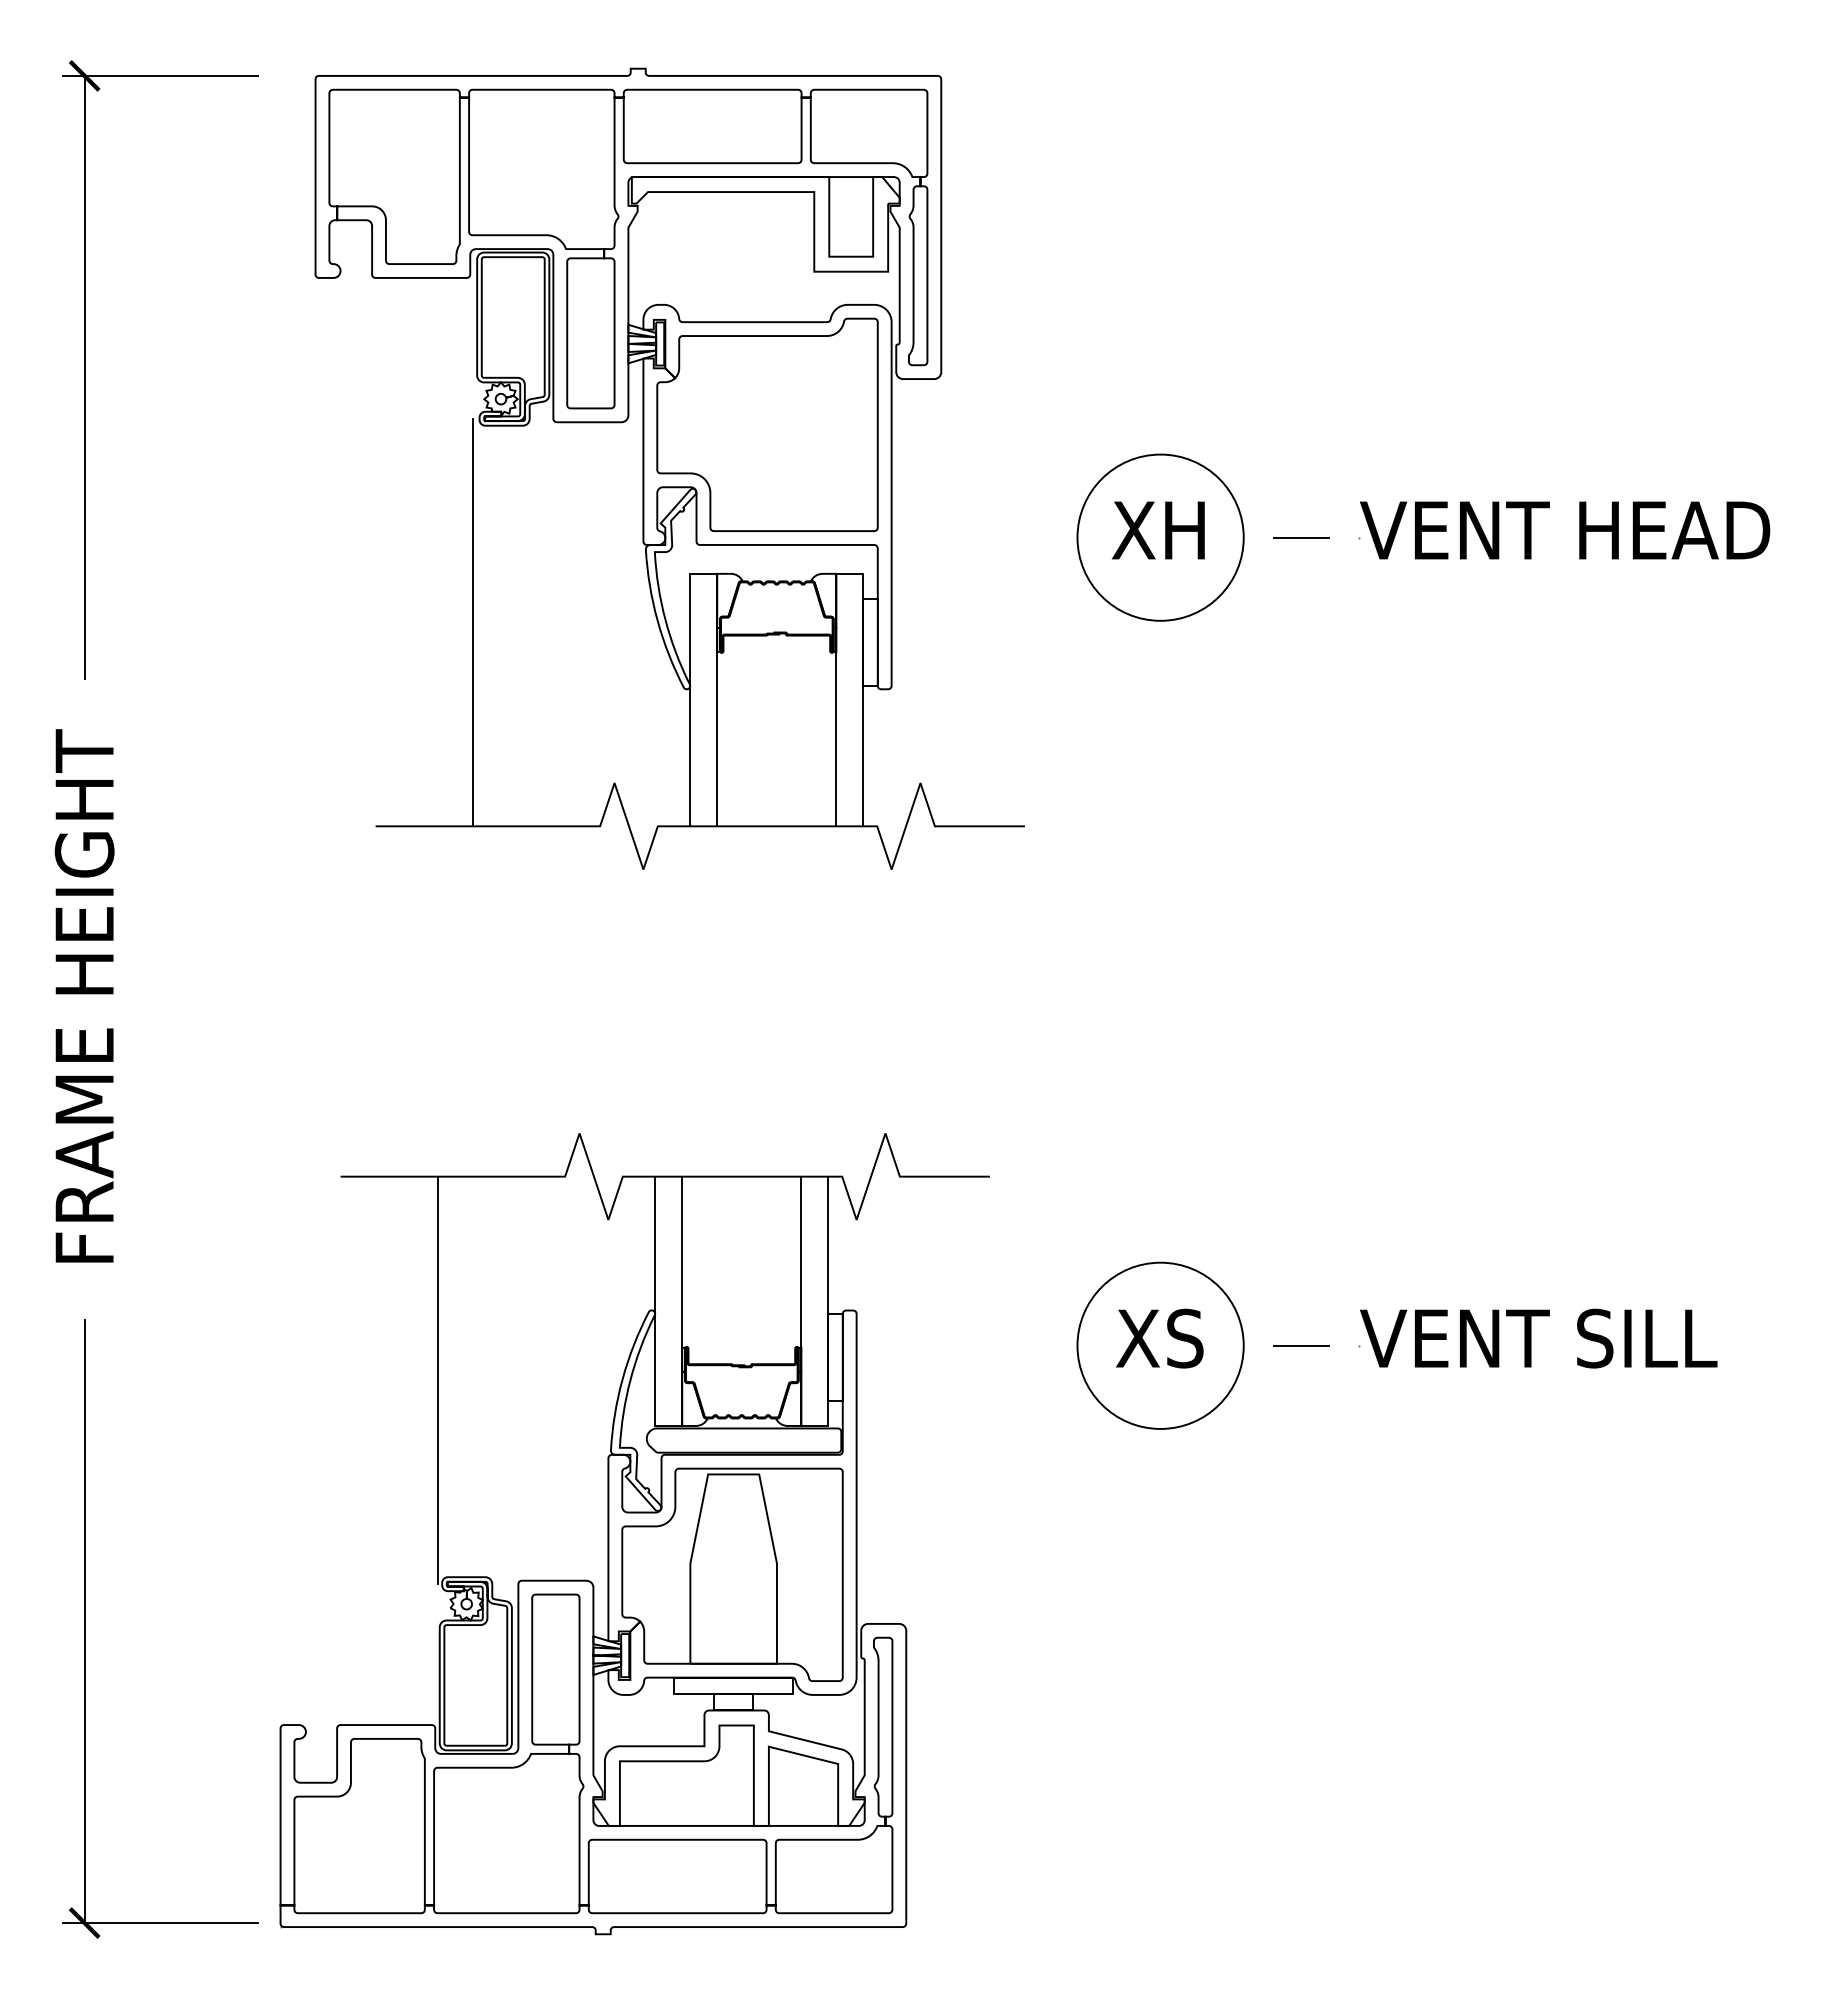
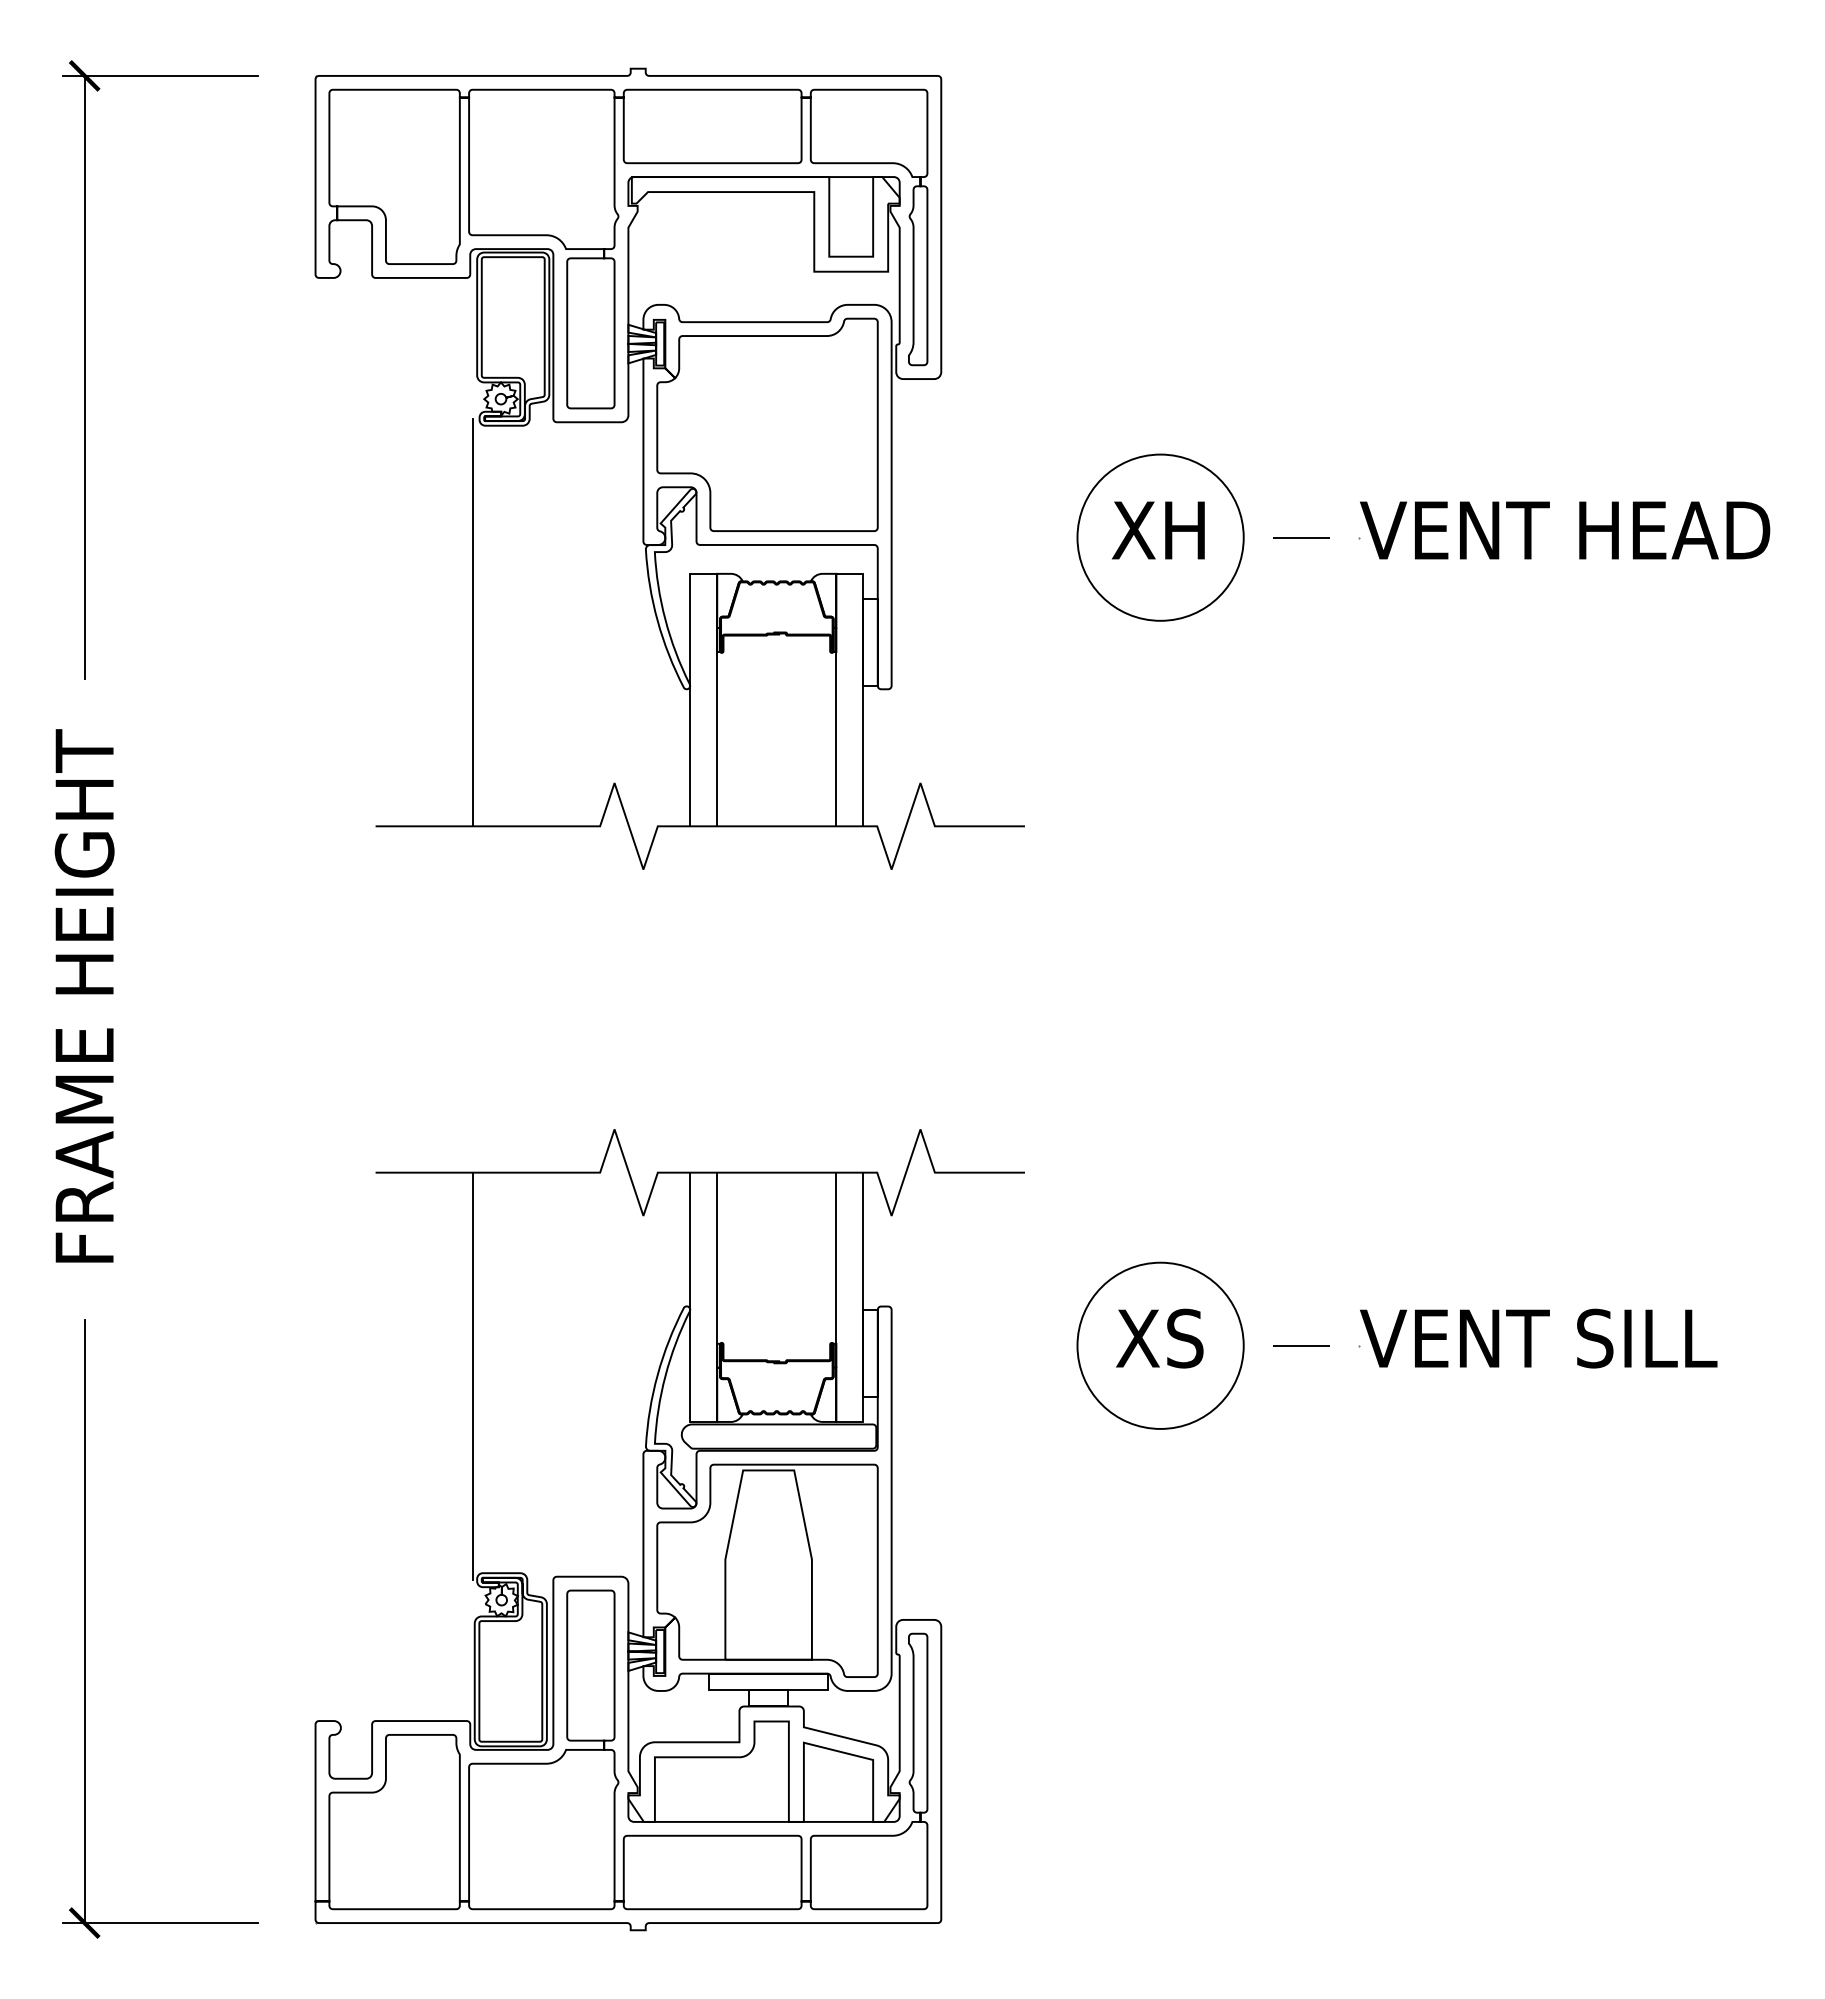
part position: (634, 1534) -> (669, 1530) (669, 1530)
